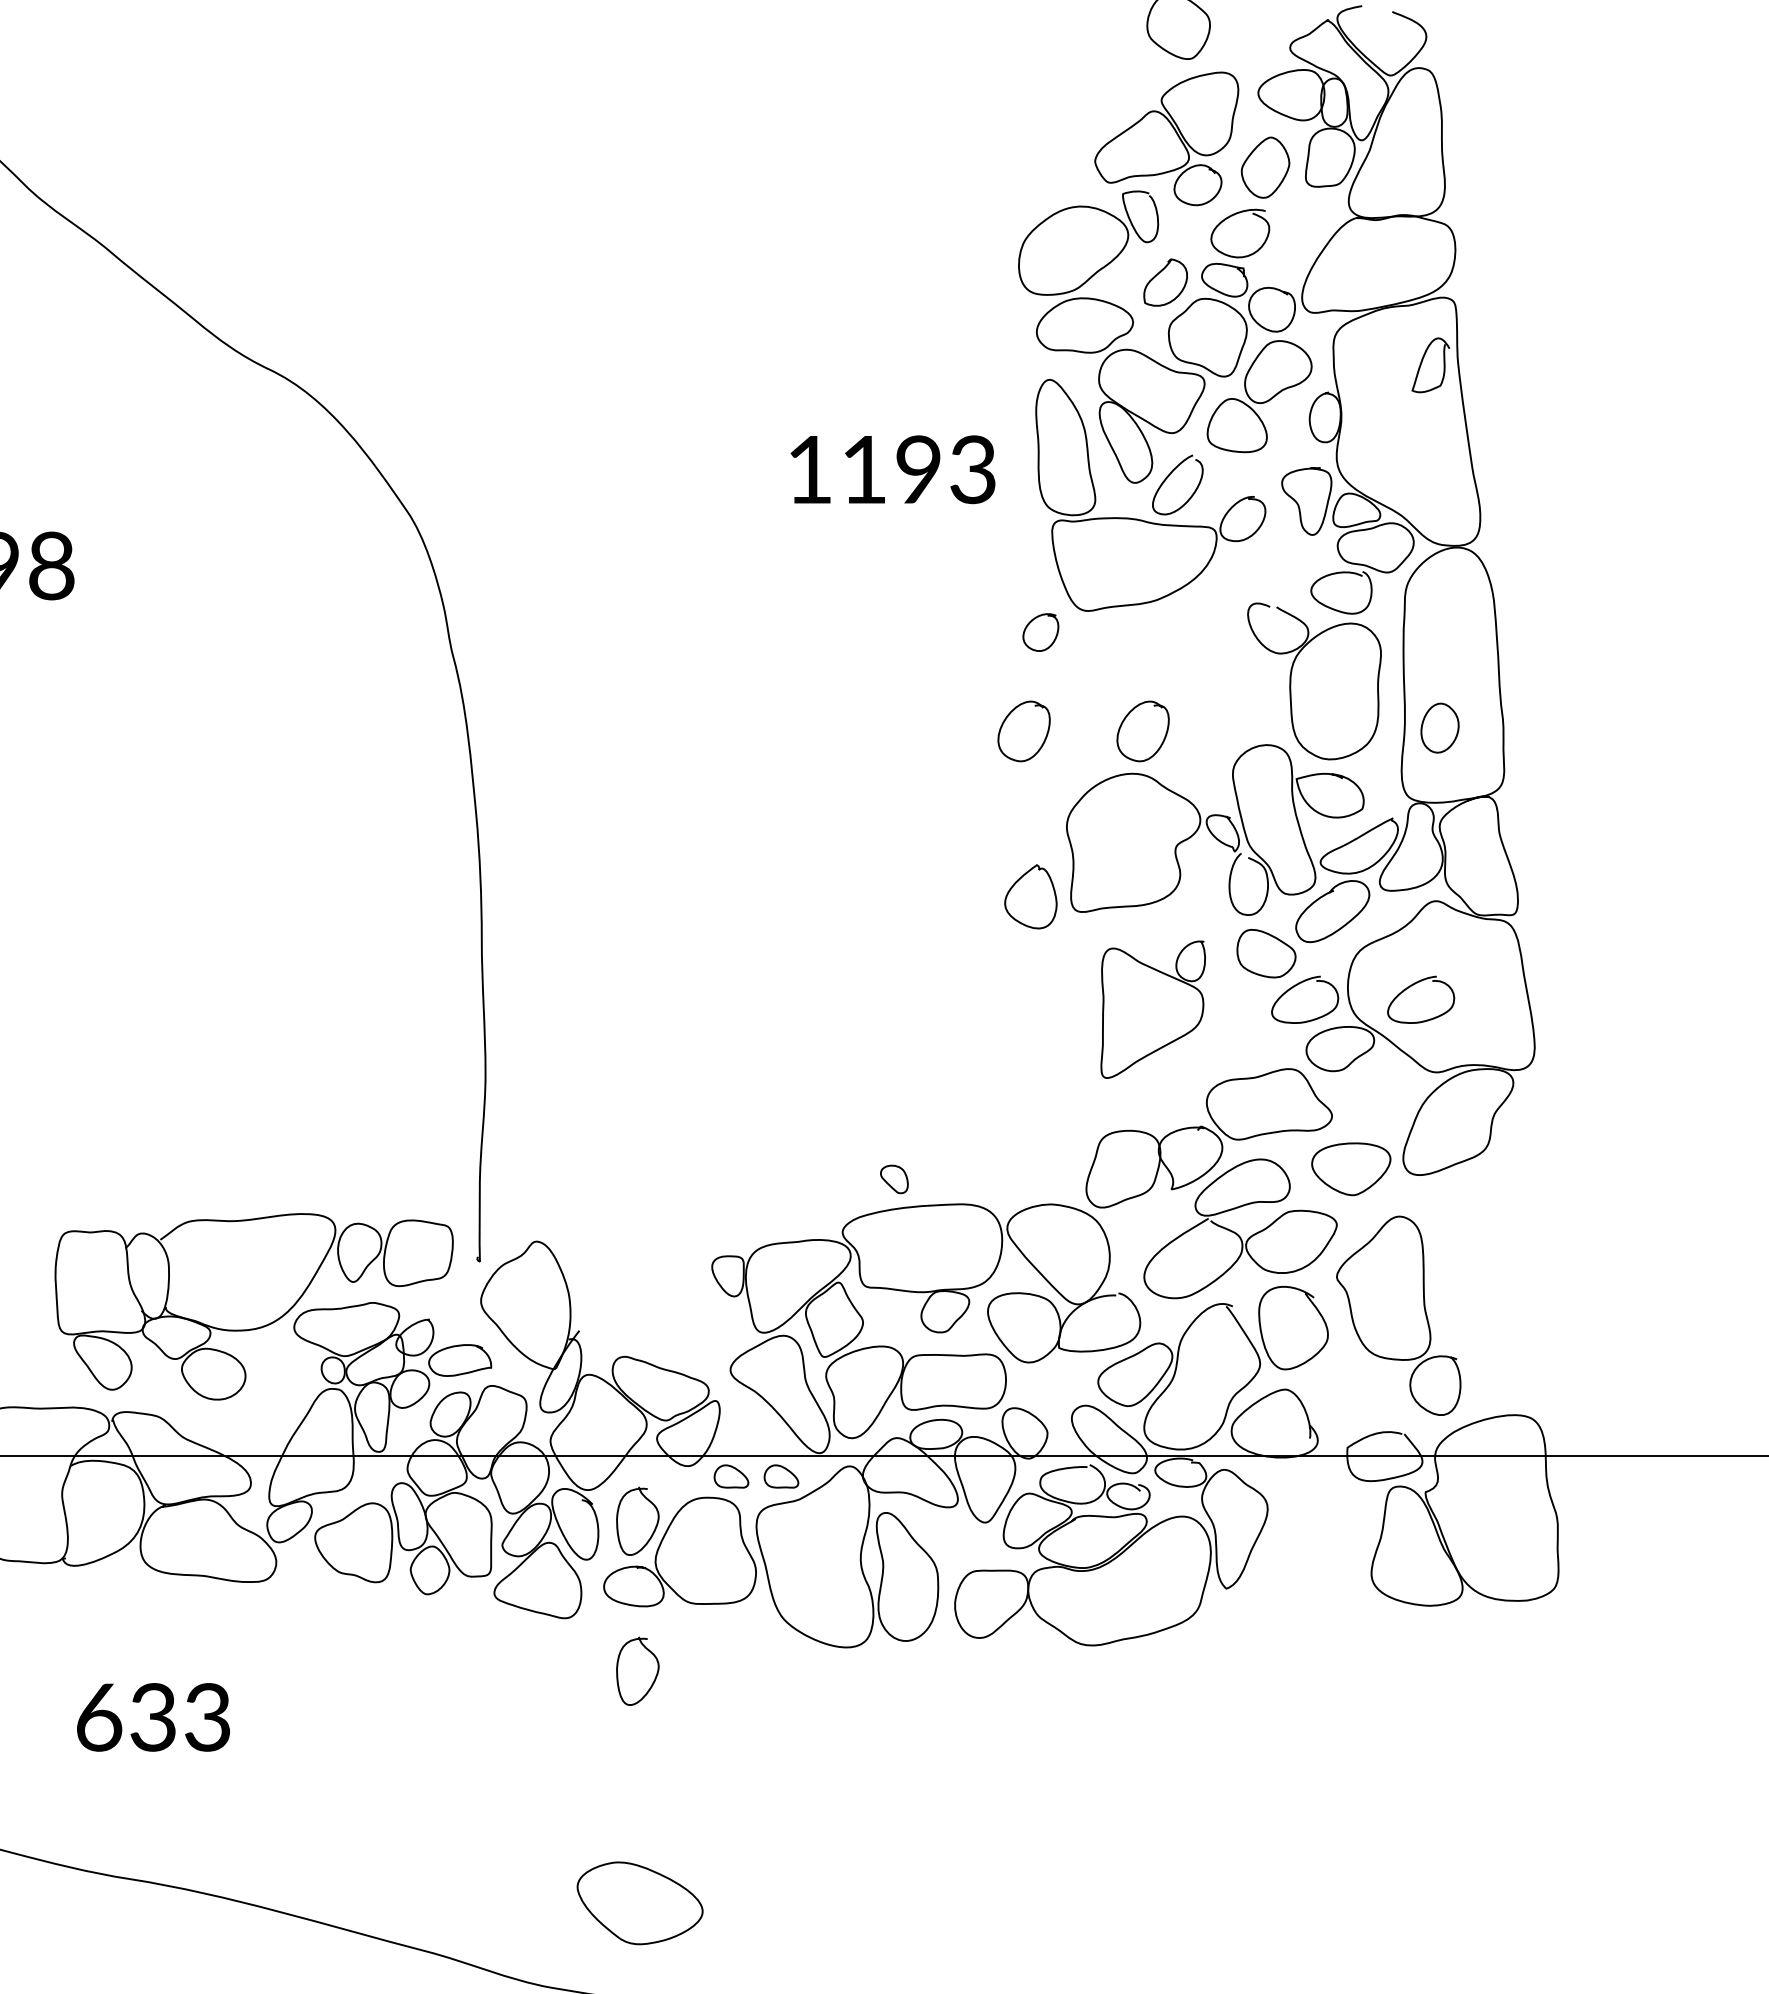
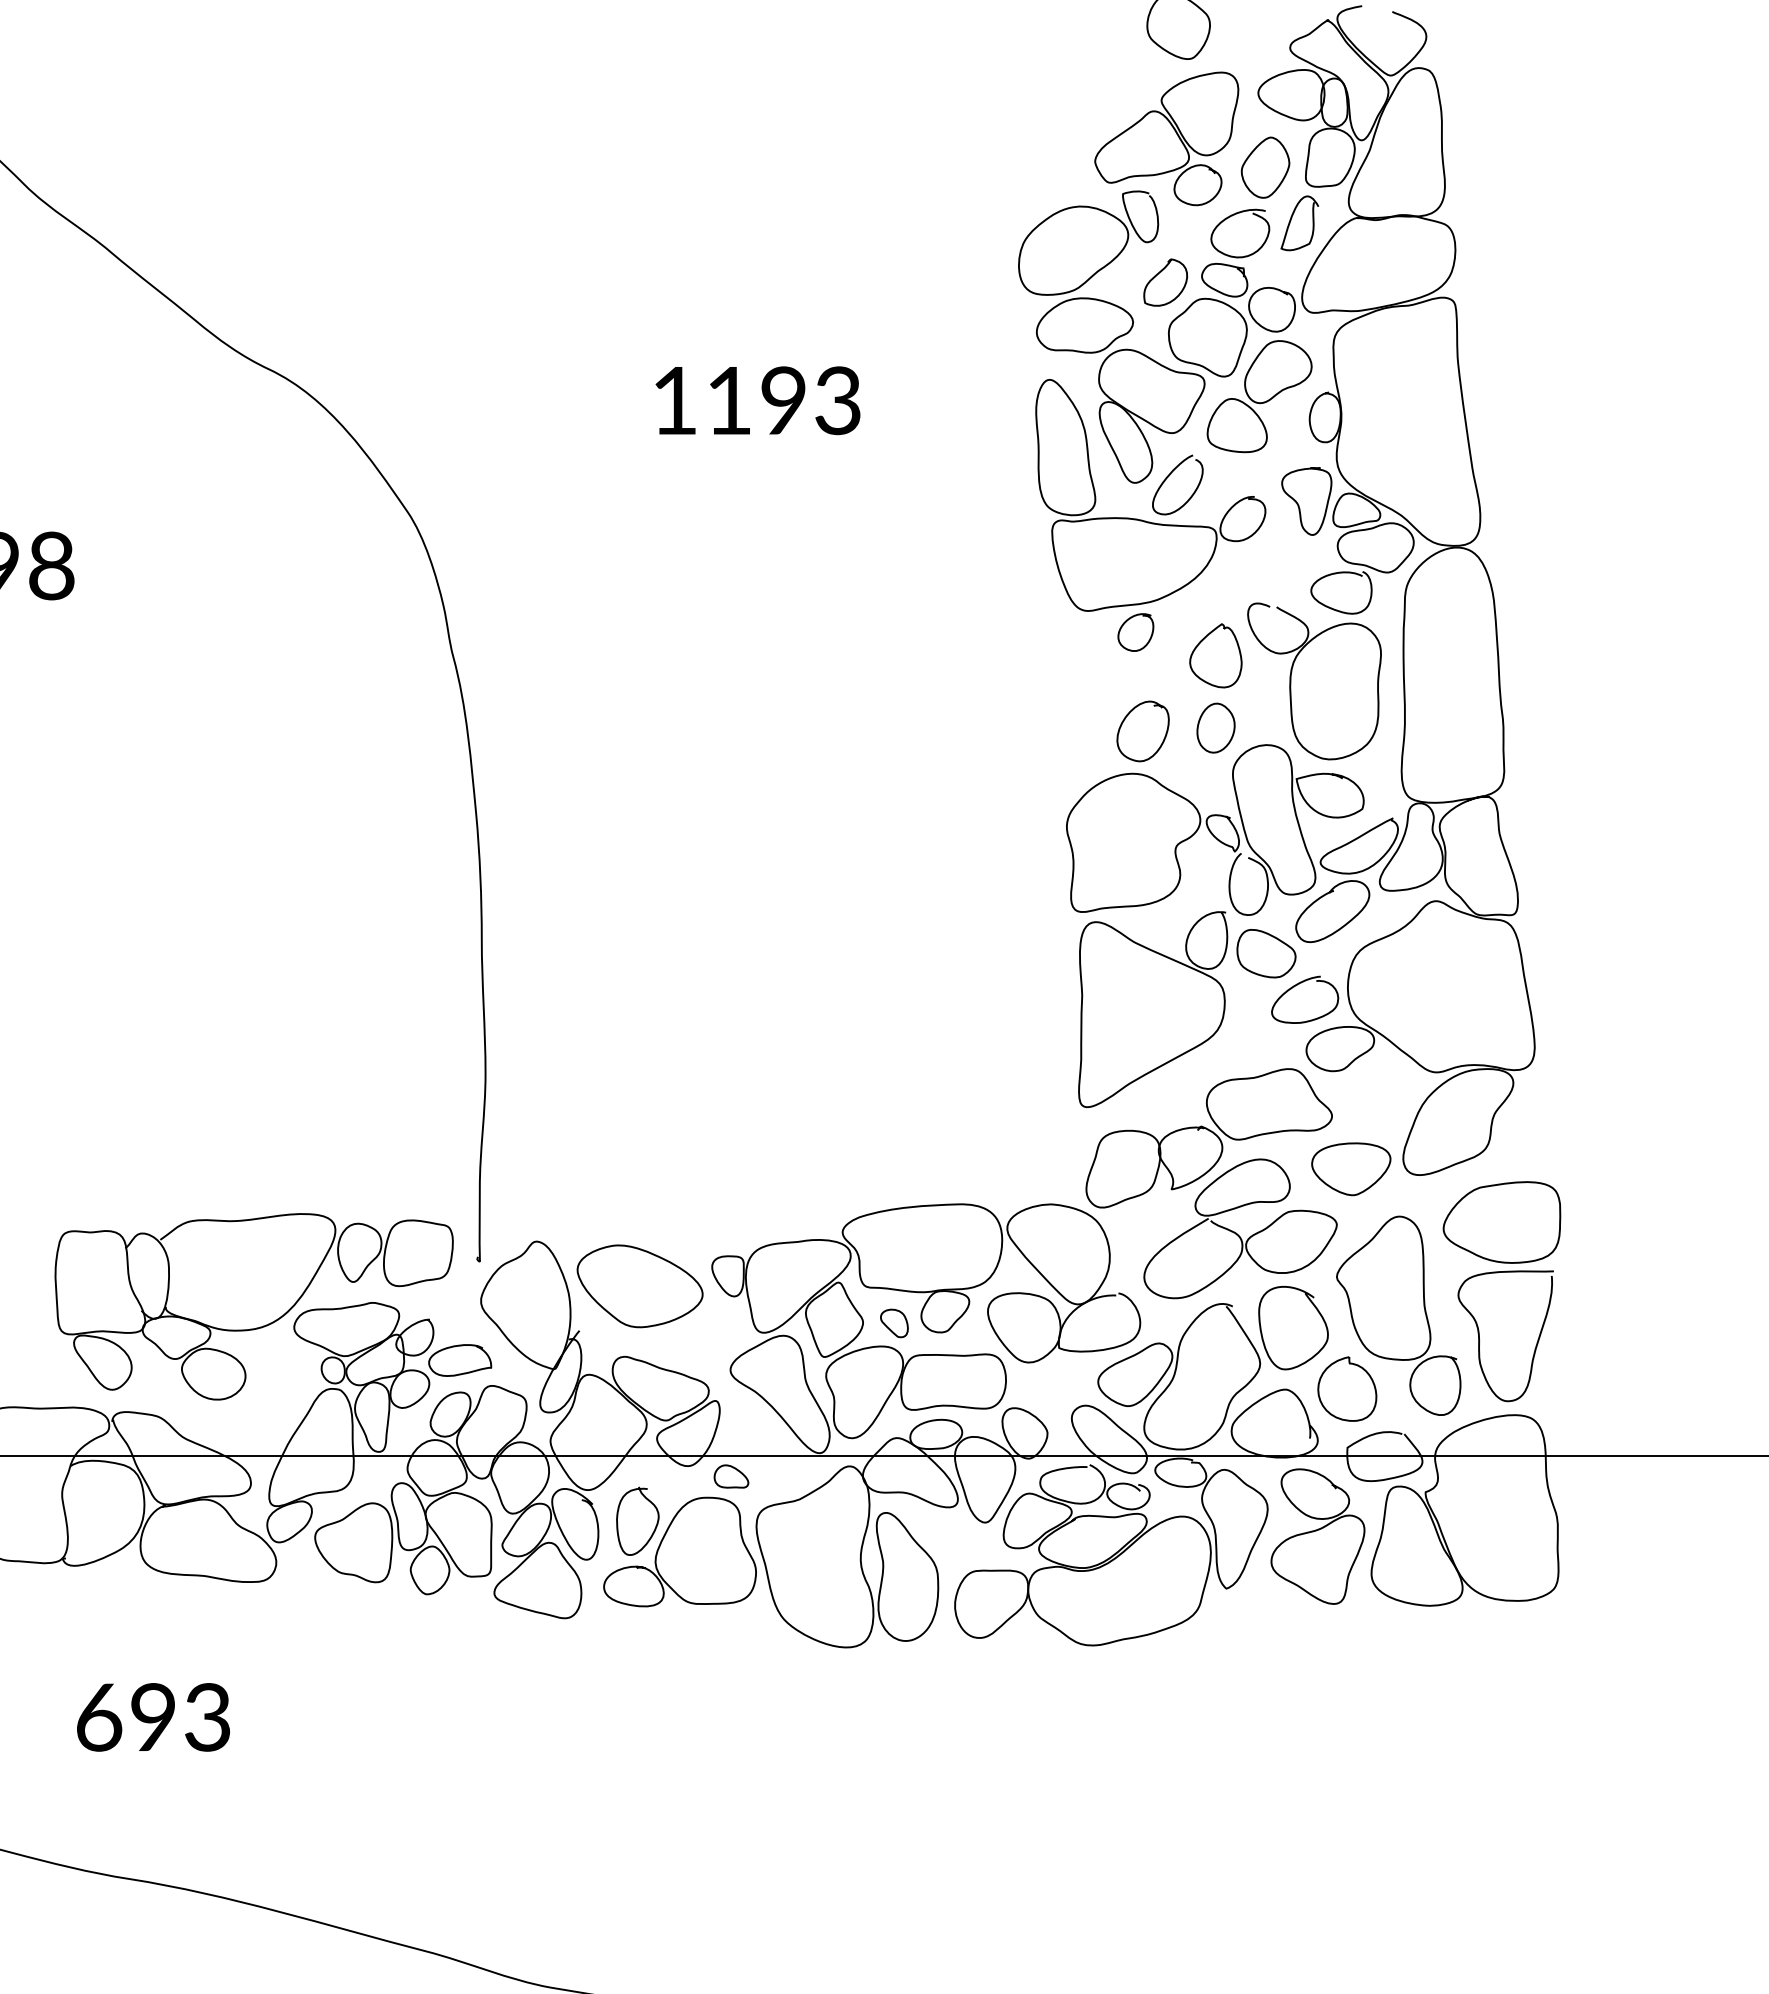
curve position: (1422, 362) -> (1291, 220) (1291, 220)
text position: (892, 469) -> (757, 400) (757, 400)
curve position: (1031, 622) -> (1126, 622) (1126, 622)
curve: present -> none (1005, 721)
part position: (1439, 727) -> (1215, 727) (1215, 727)
part position: (1030, 896) -> (1215, 655) (1215, 655)
curve: present -> none (1413, 985)
part size: 106x139 px -> 151x198 px (1153, 1009)
part position: (894, 1179) -> (894, 1323) (894, 1323)
part: none -> present (1497, 1273)
part: none -> present (1347, 1388)
part: present -> none (781, 1476)
part: none -> present (1317, 1536)
curve: present -> none (655, 1675)
text: 633 -> 693 (152, 1717)
part position: (639, 1903) -> (639, 1286) (639, 1286)
